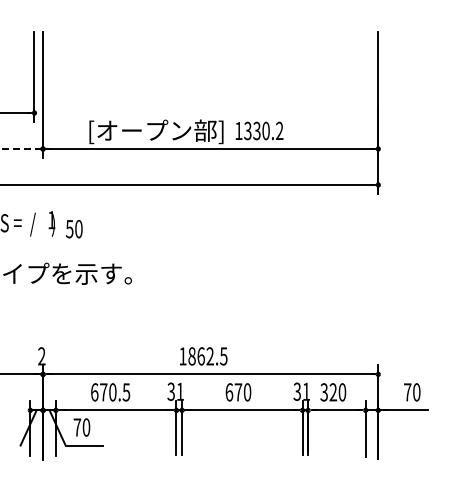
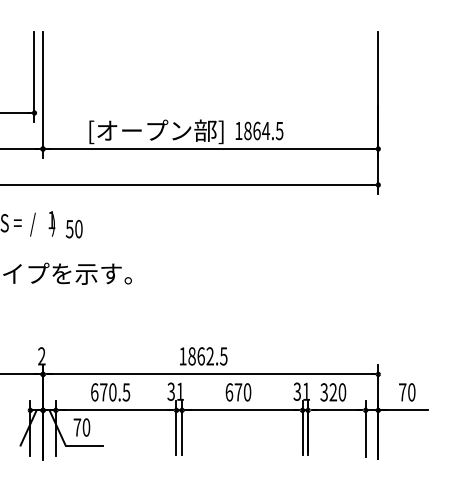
text: 1330.2 -> 1864.5 (263, 130)
line: dashed -> solid (19, 149)
text position: (412, 392) -> (407, 392) (407, 392)
